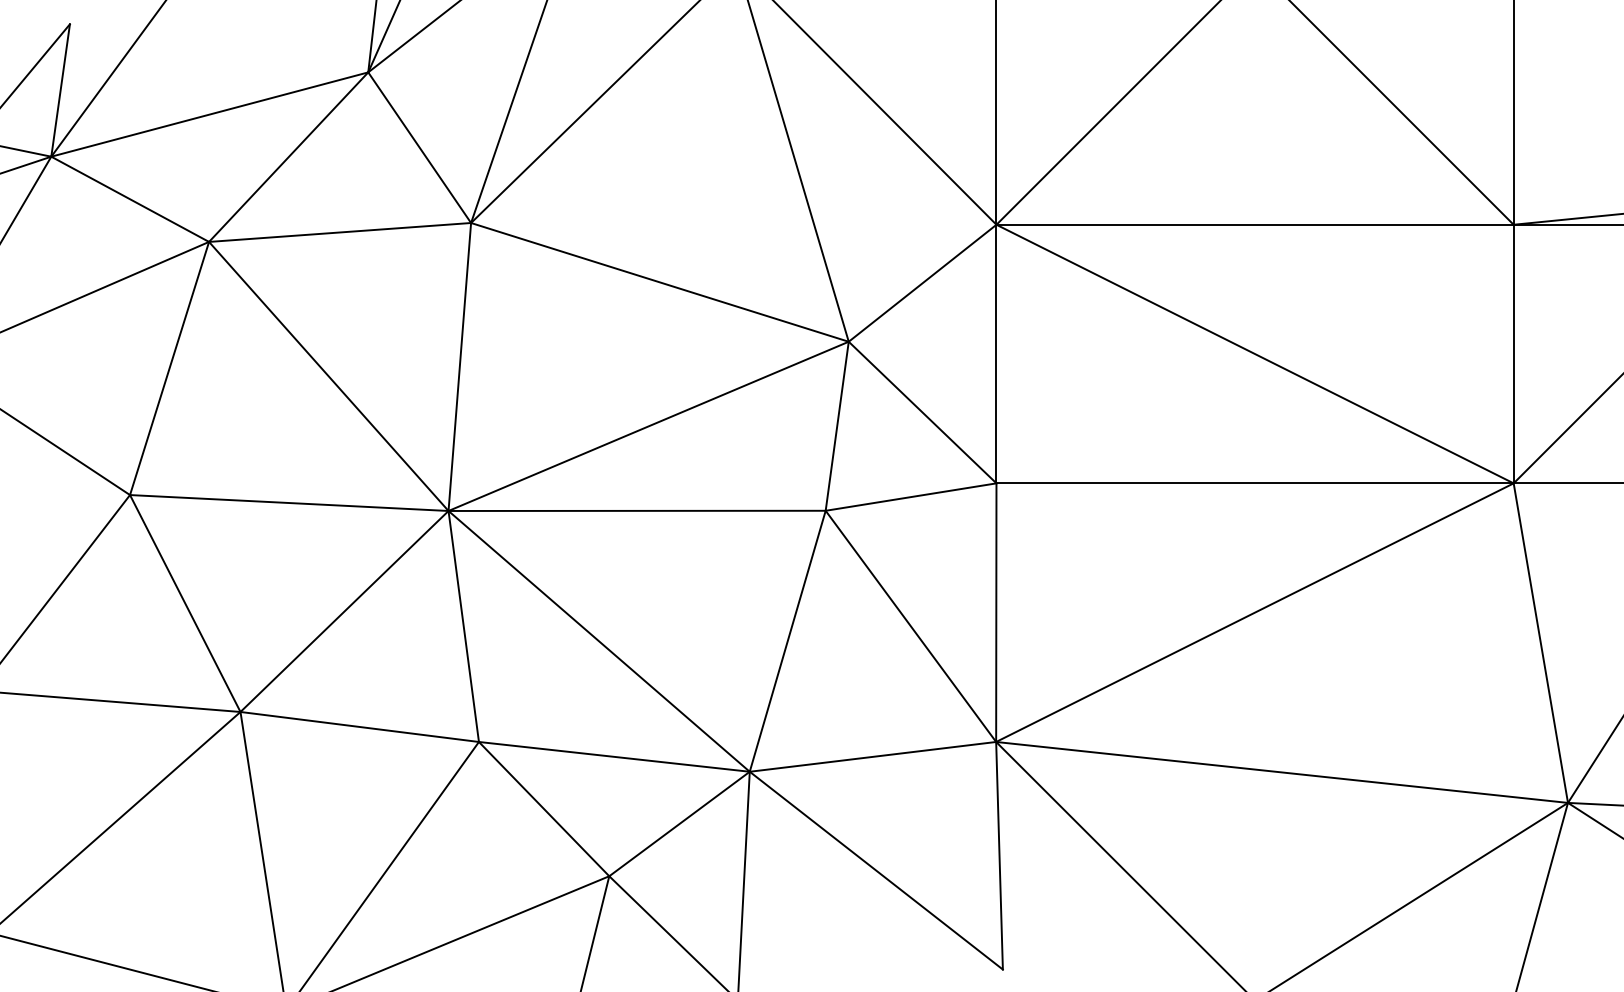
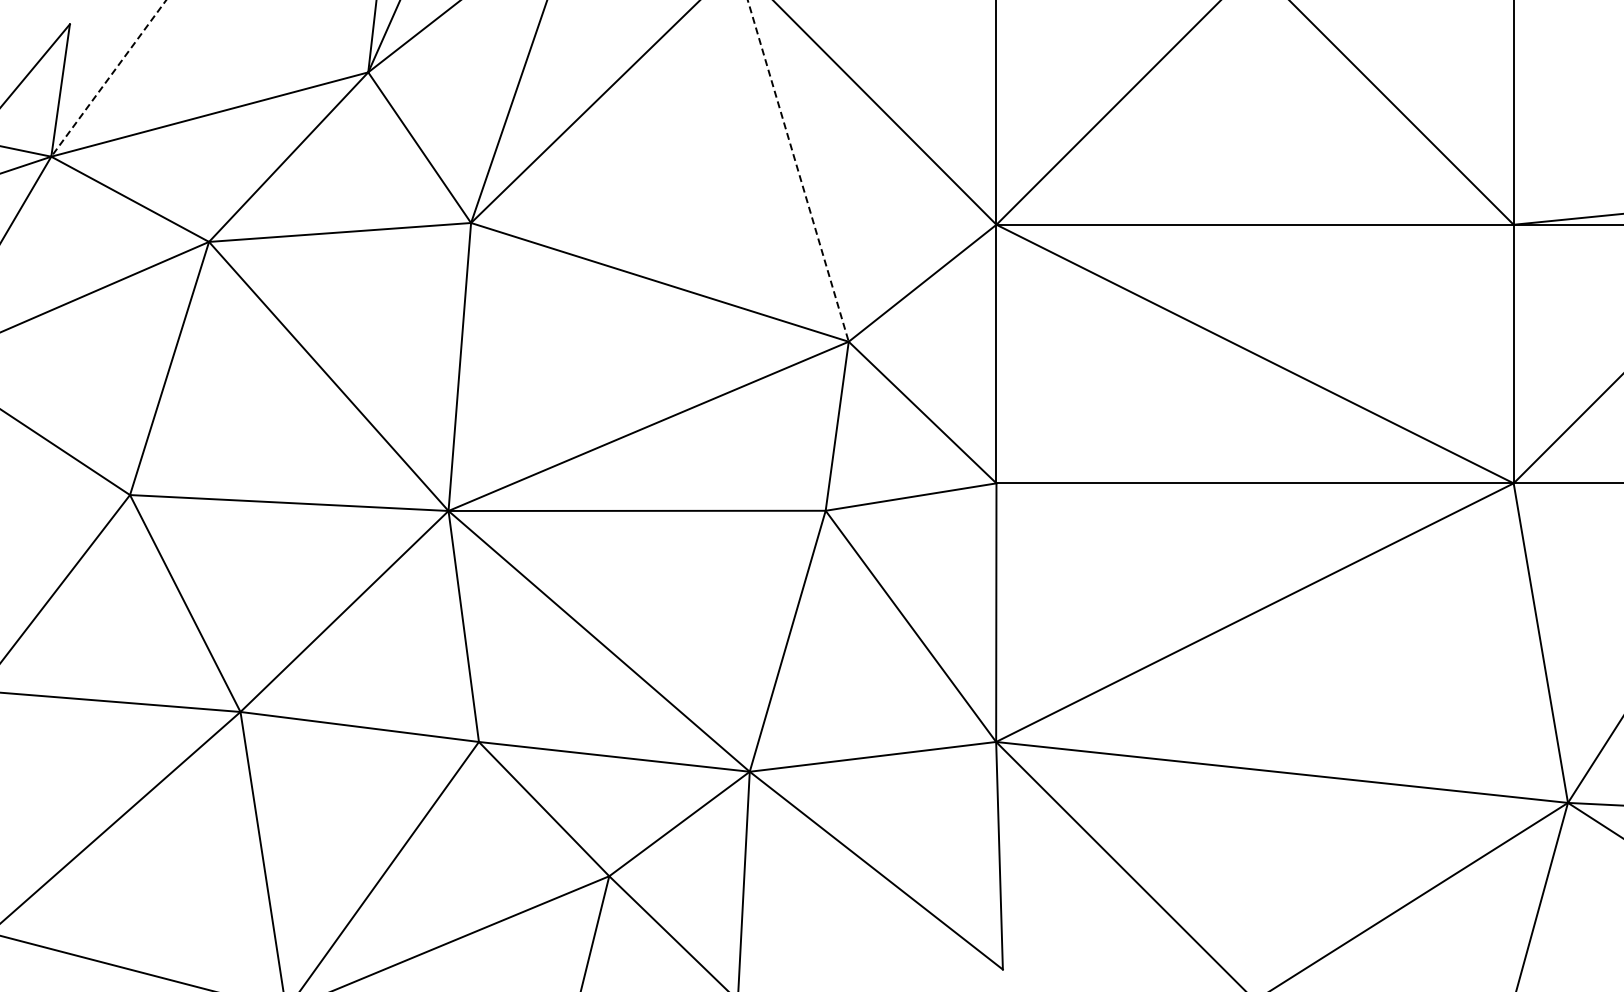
line: solid -> dashed (108, 78)
line: solid -> dashed (798, 171)
